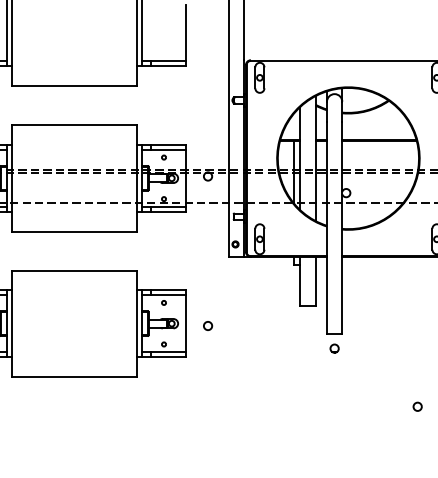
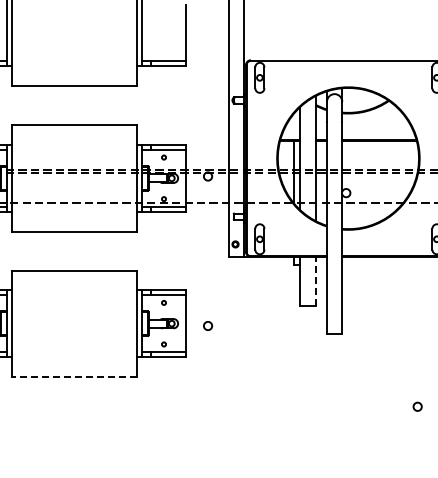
line: solid -> dashed (315, 281)
part: present -> none (334, 348)
line: solid -> dashed (73, 376)
